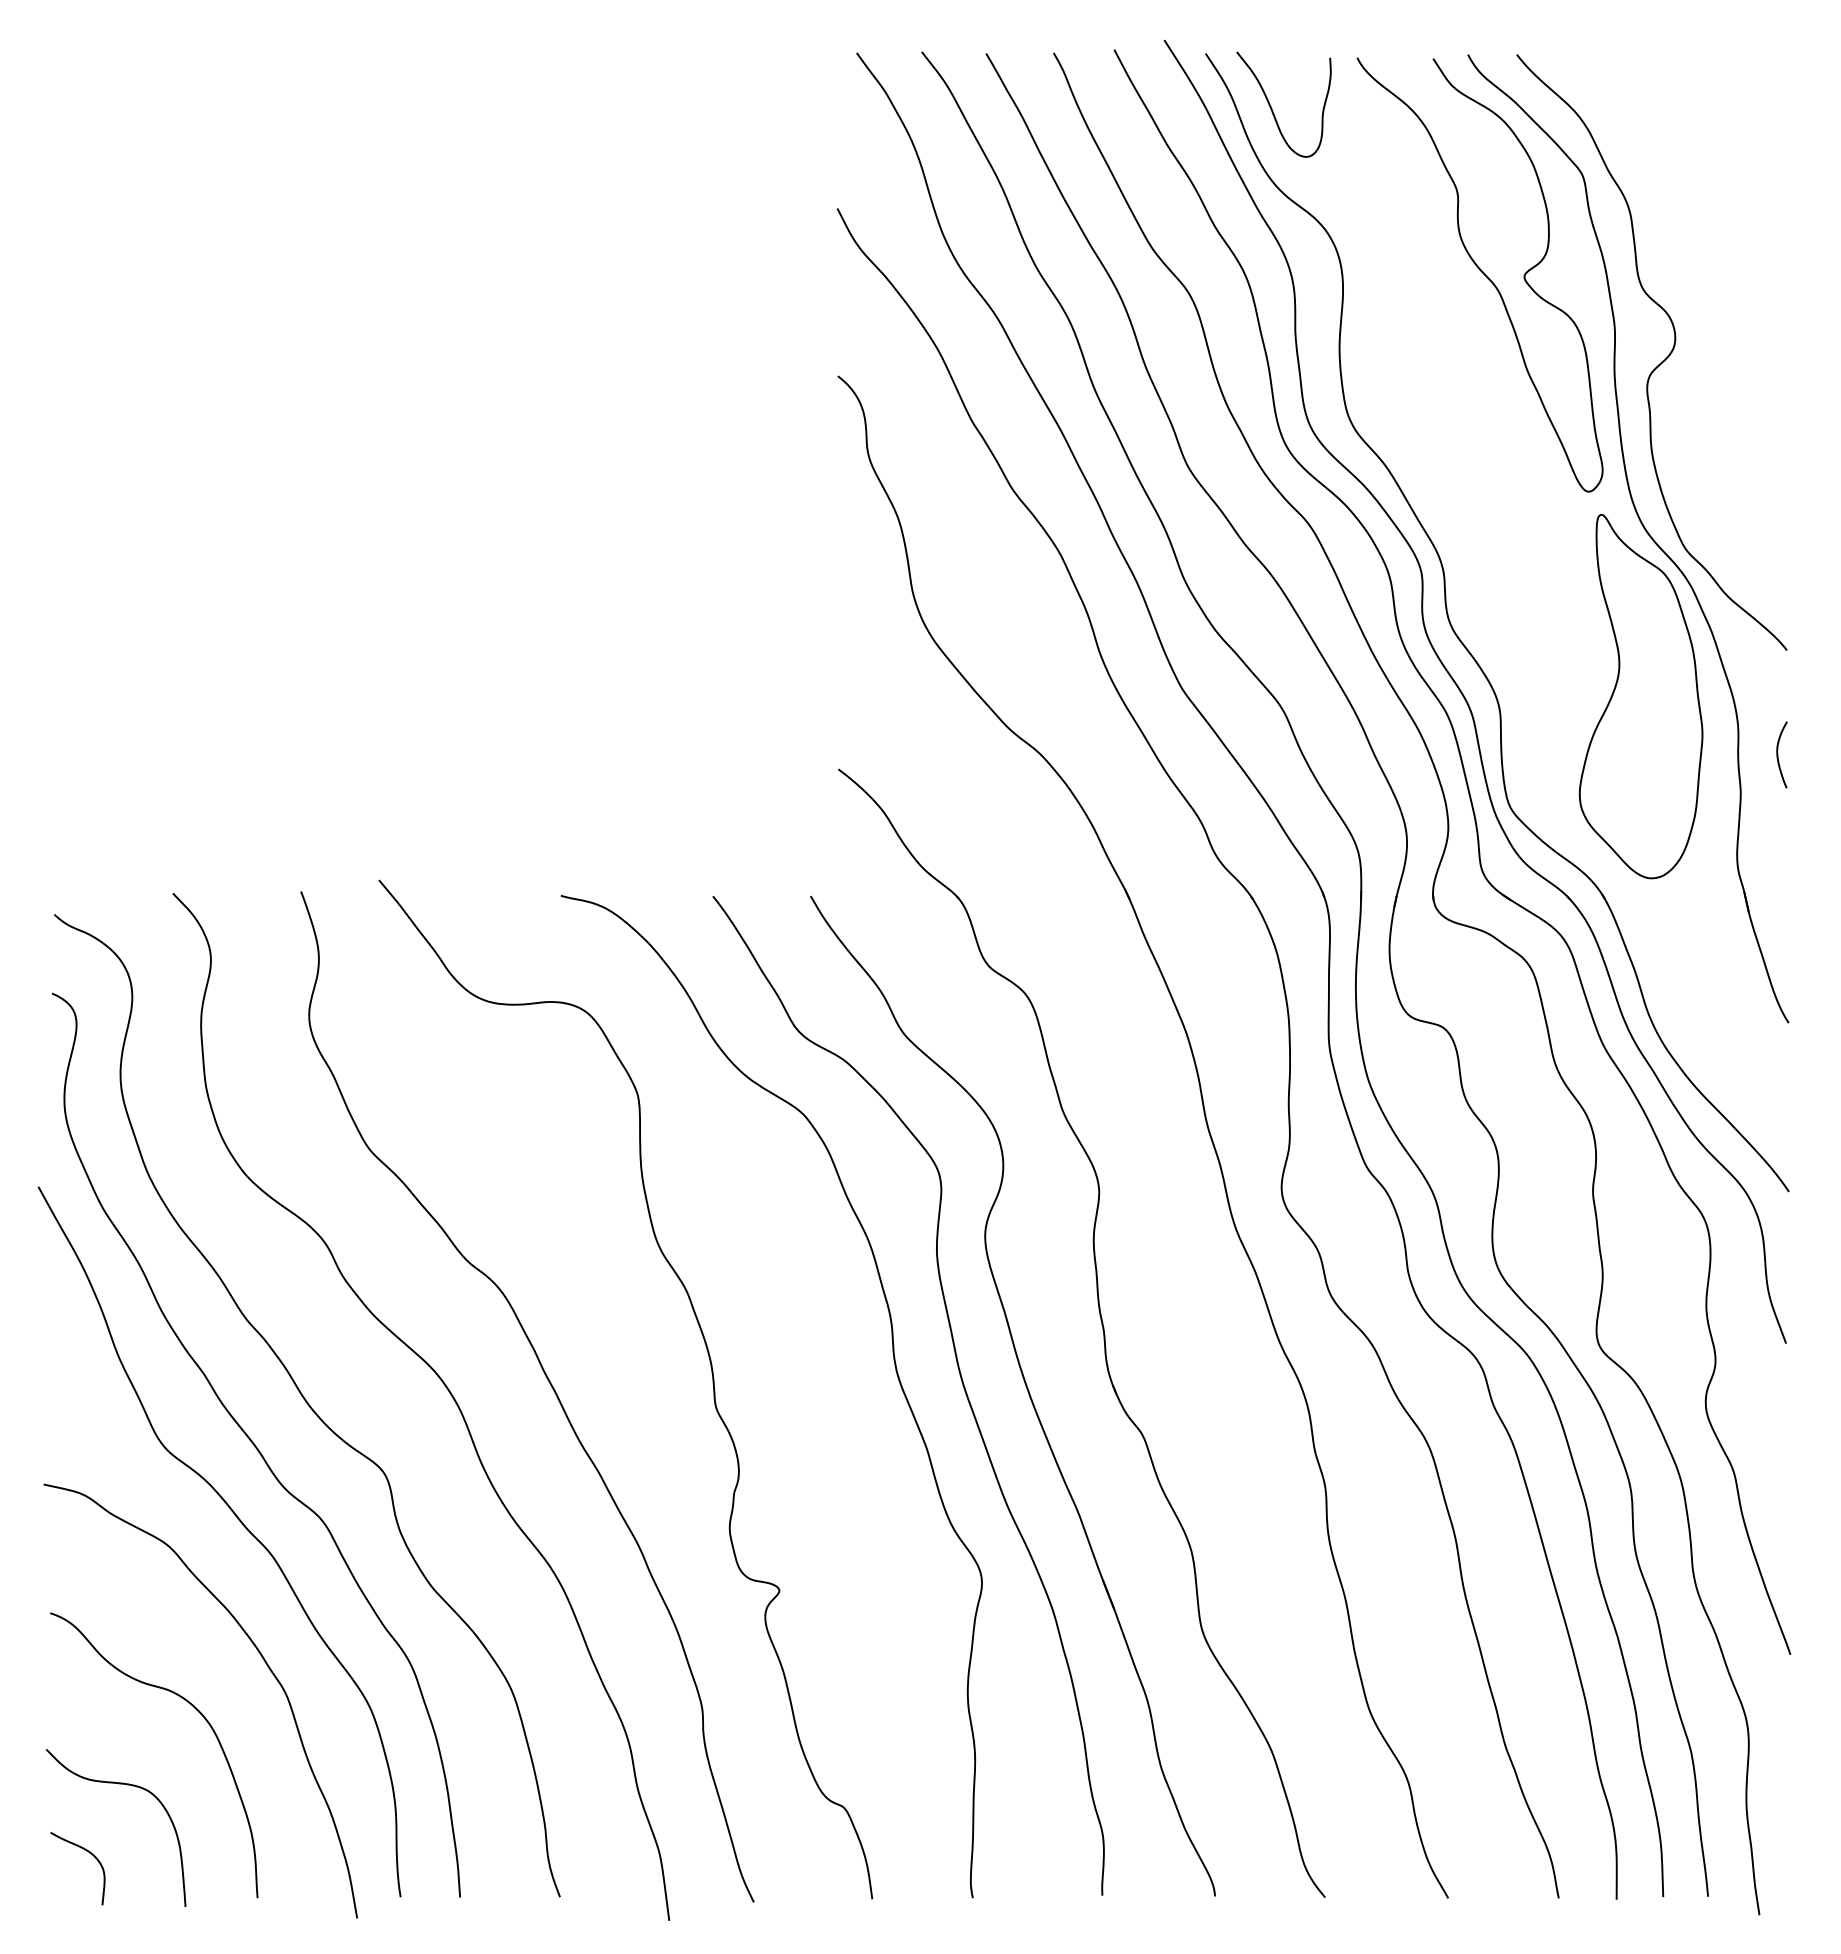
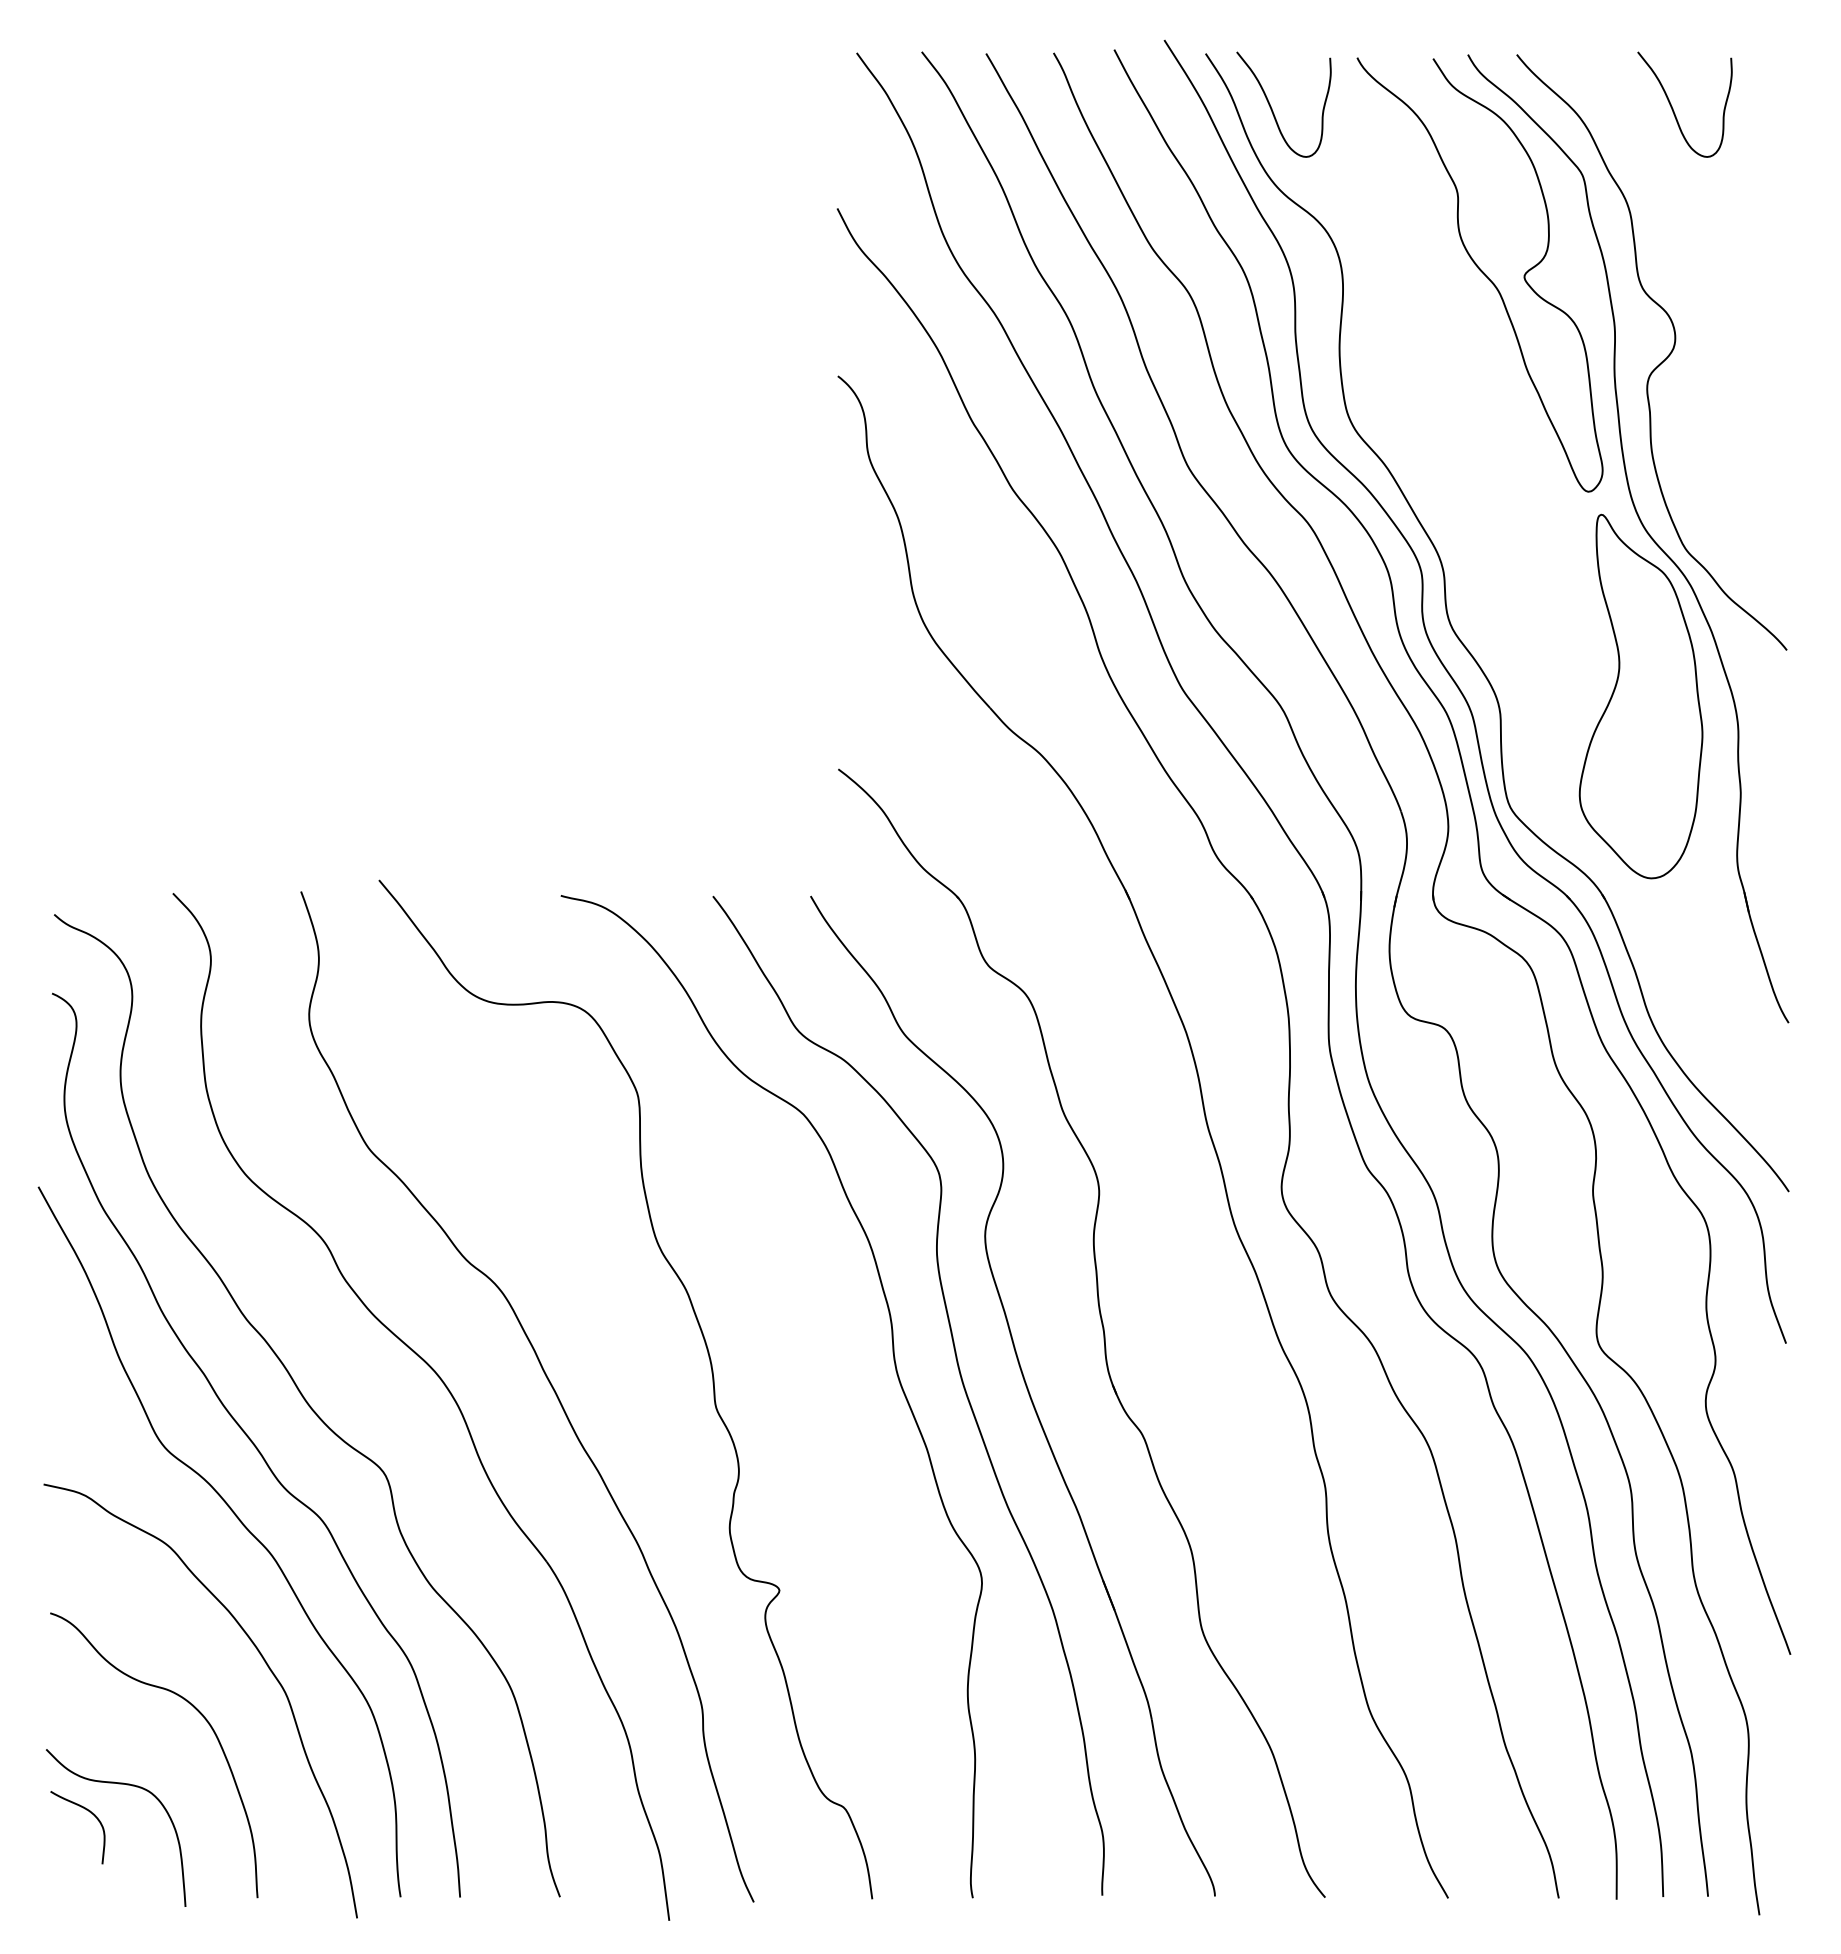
curve: none -> present (1673, 108)
curve: present -> none (1778, 754)
curve position: (90, 1854) -> (90, 1813) (90, 1813)
